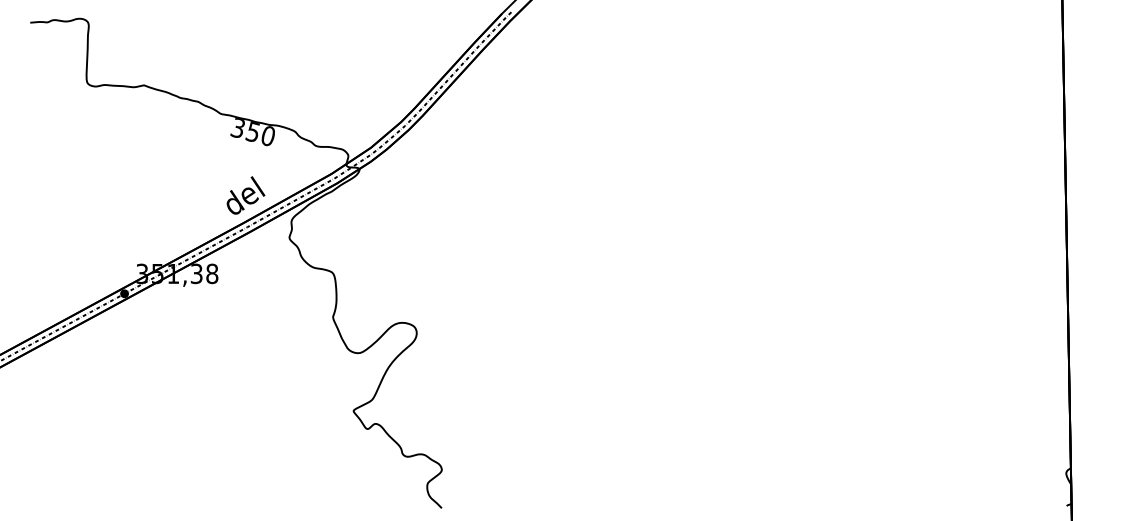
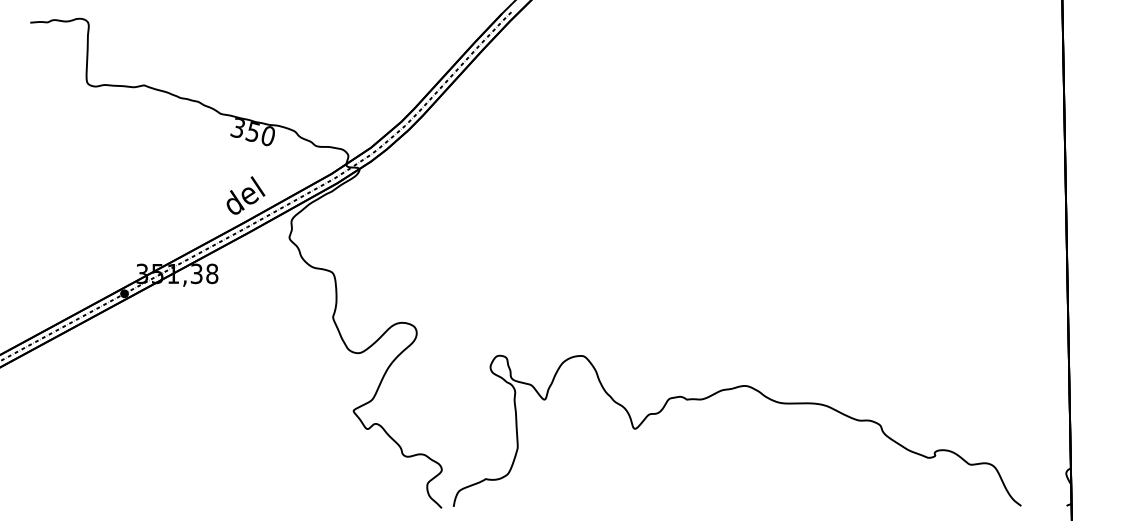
curve: none -> present (729, 390)
